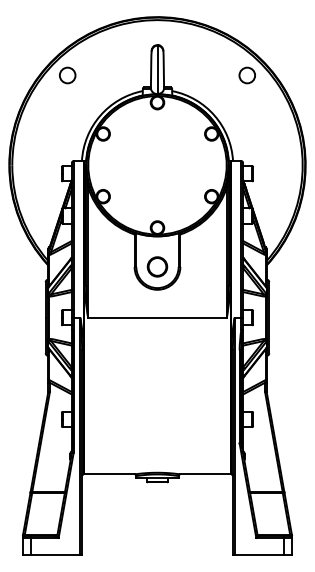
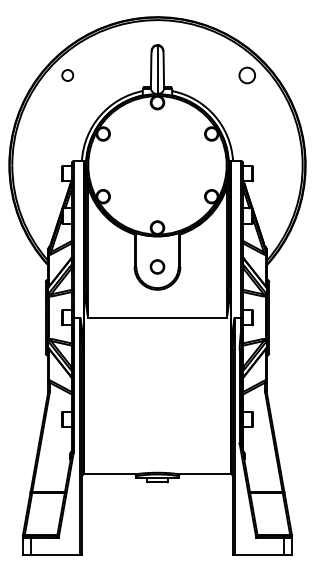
circle size: 18x19 px -> 14x13 px (67, 75)
part size: 23x22 px -> 17x16 px (157, 266)
